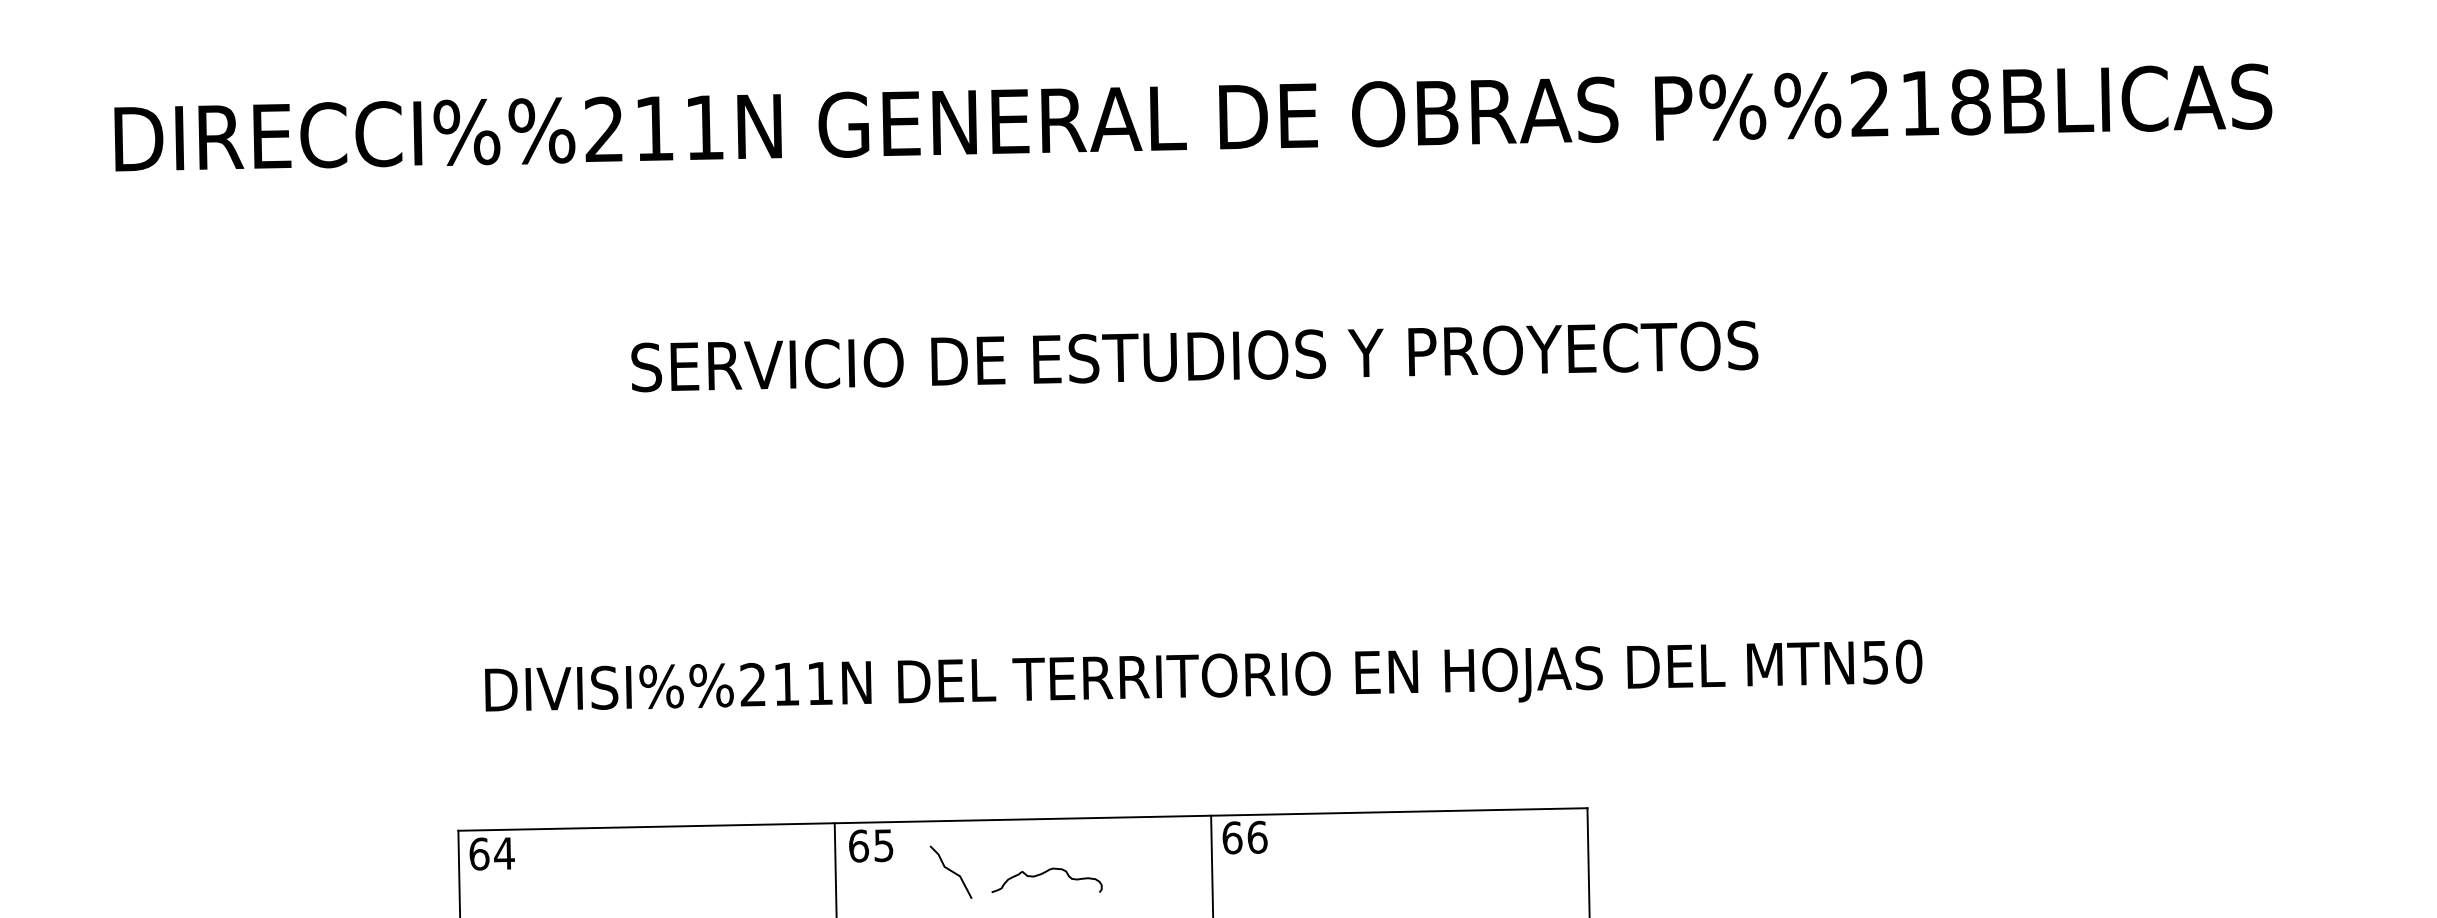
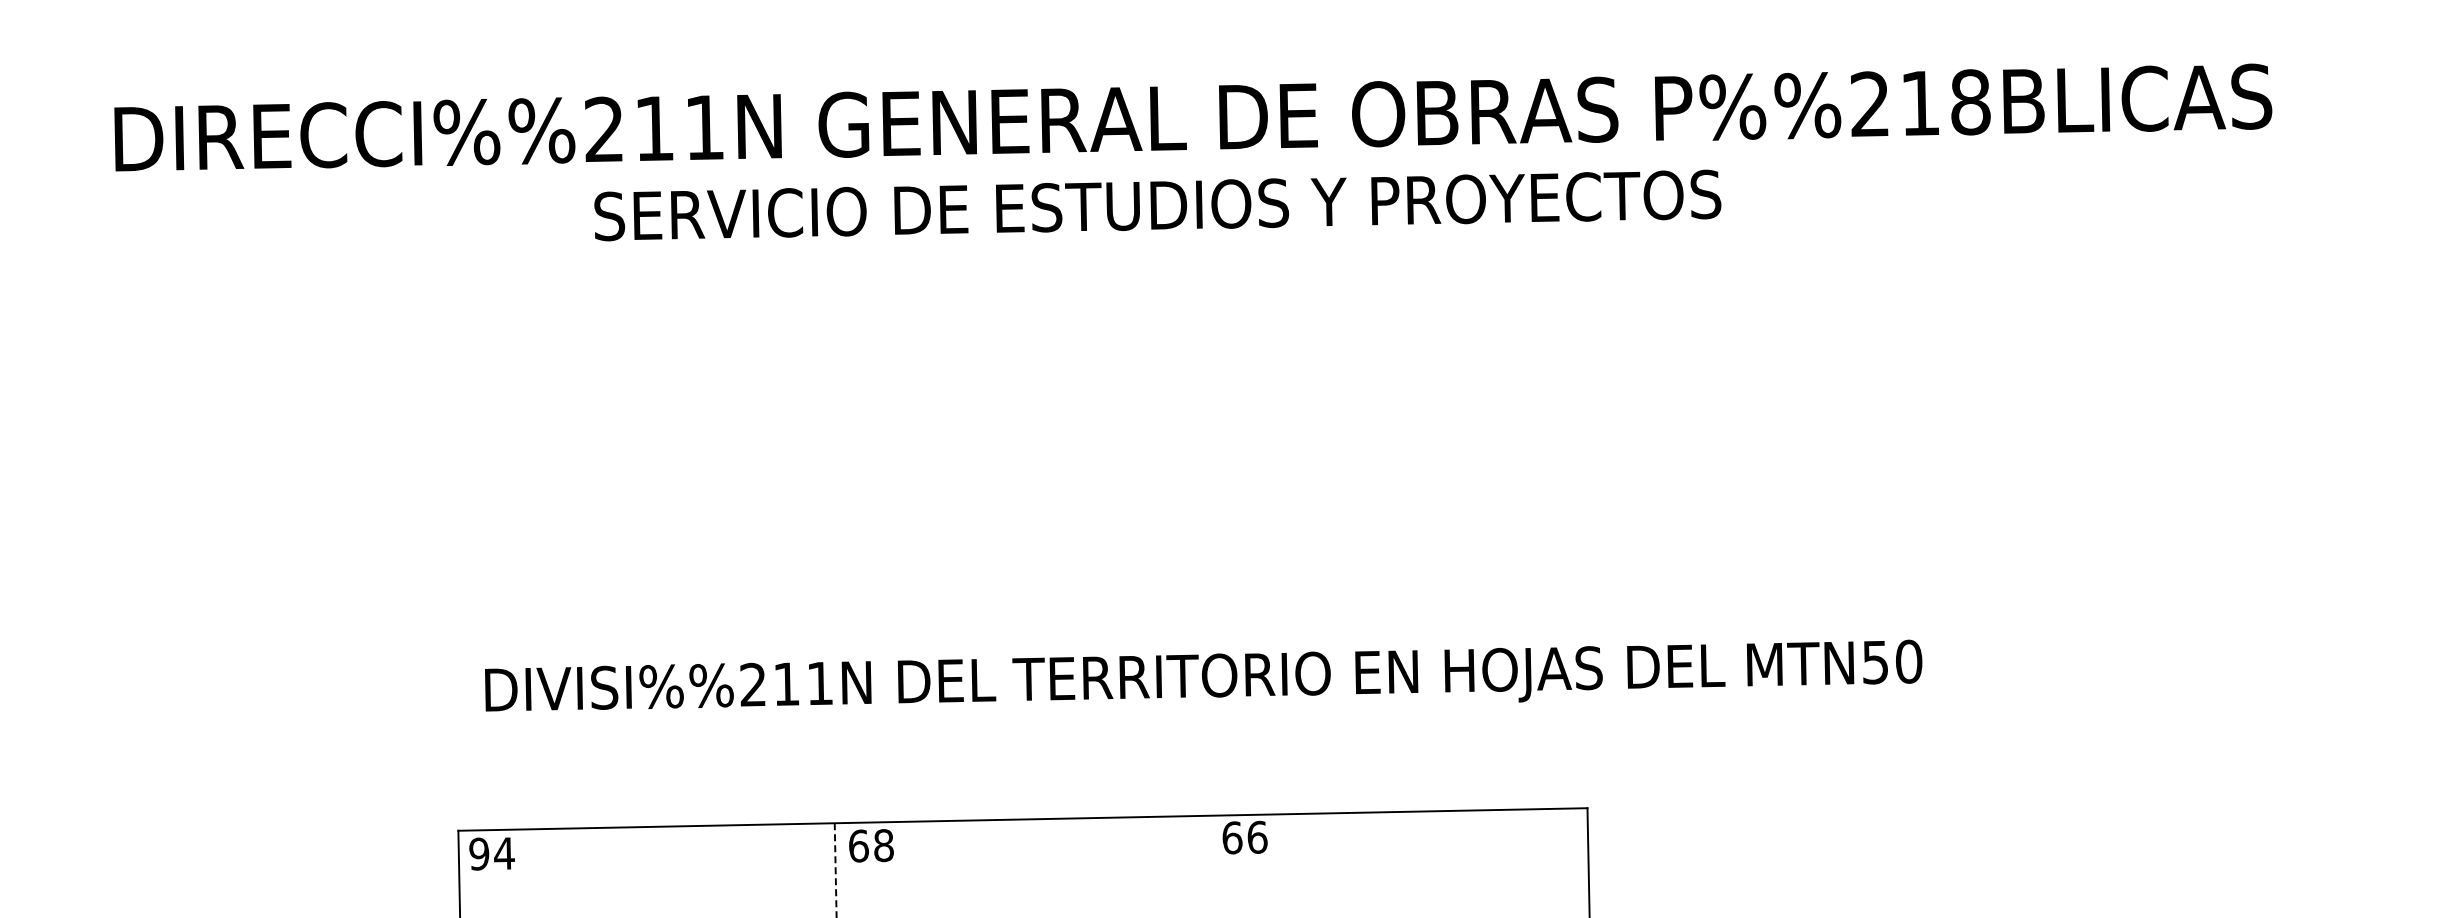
text position: (1194, 356) -> (1157, 205) (1157, 205)
text: 65 -> 68 (883, 845)
text: 64 -> 94 (479, 853)
line: present -> none (1212, 864)
line: solid -> dashed (835, 870)
line: present -> none (950, 871)
curve: present -> none (1042, 874)
